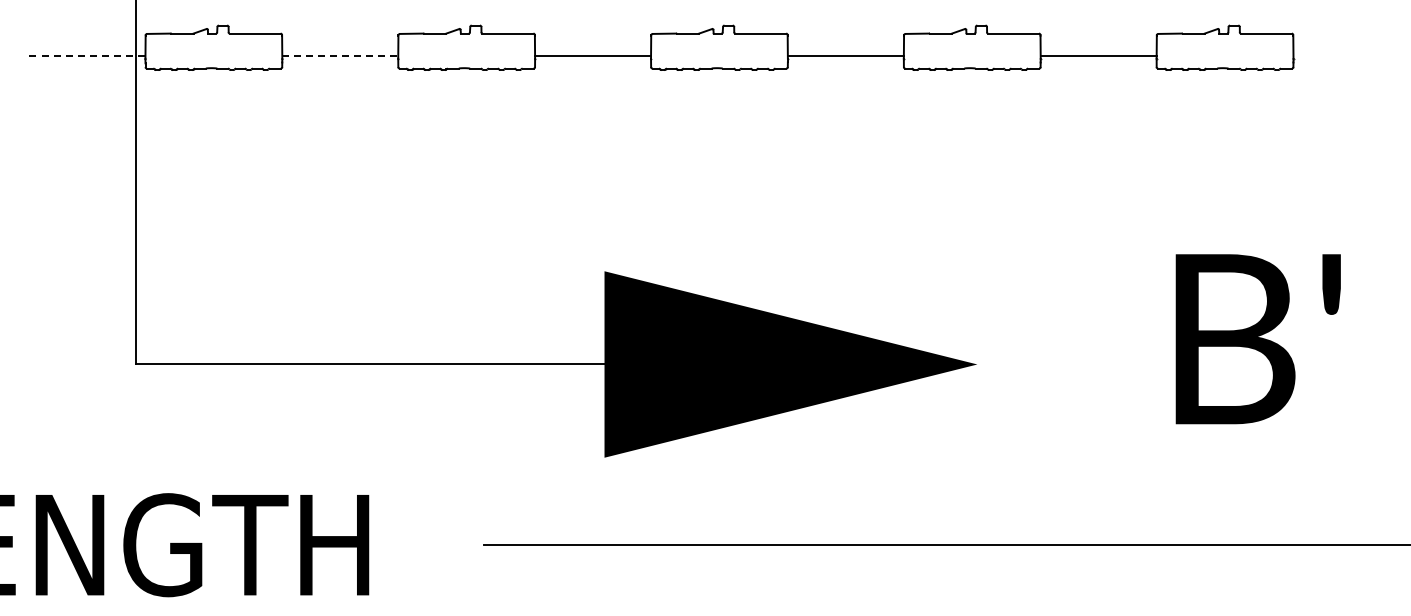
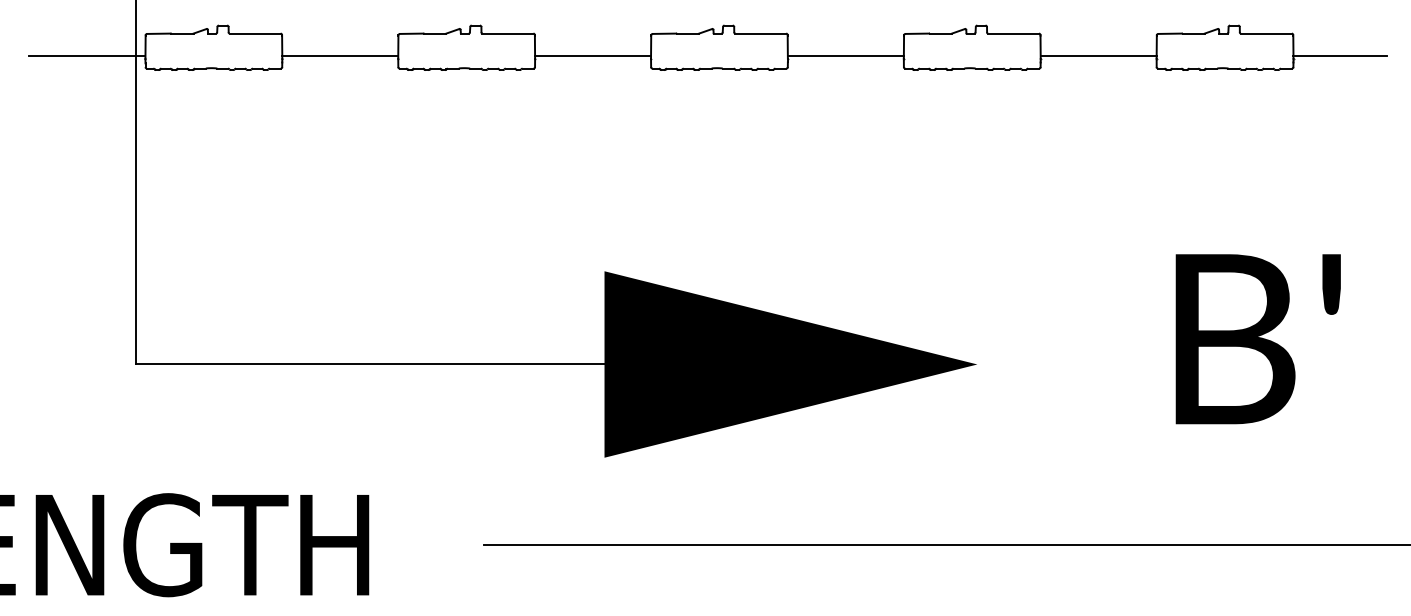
line: dashed -> solid (87, 55)
line: dashed -> solid (340, 55)
line: none -> present (1339, 55)
